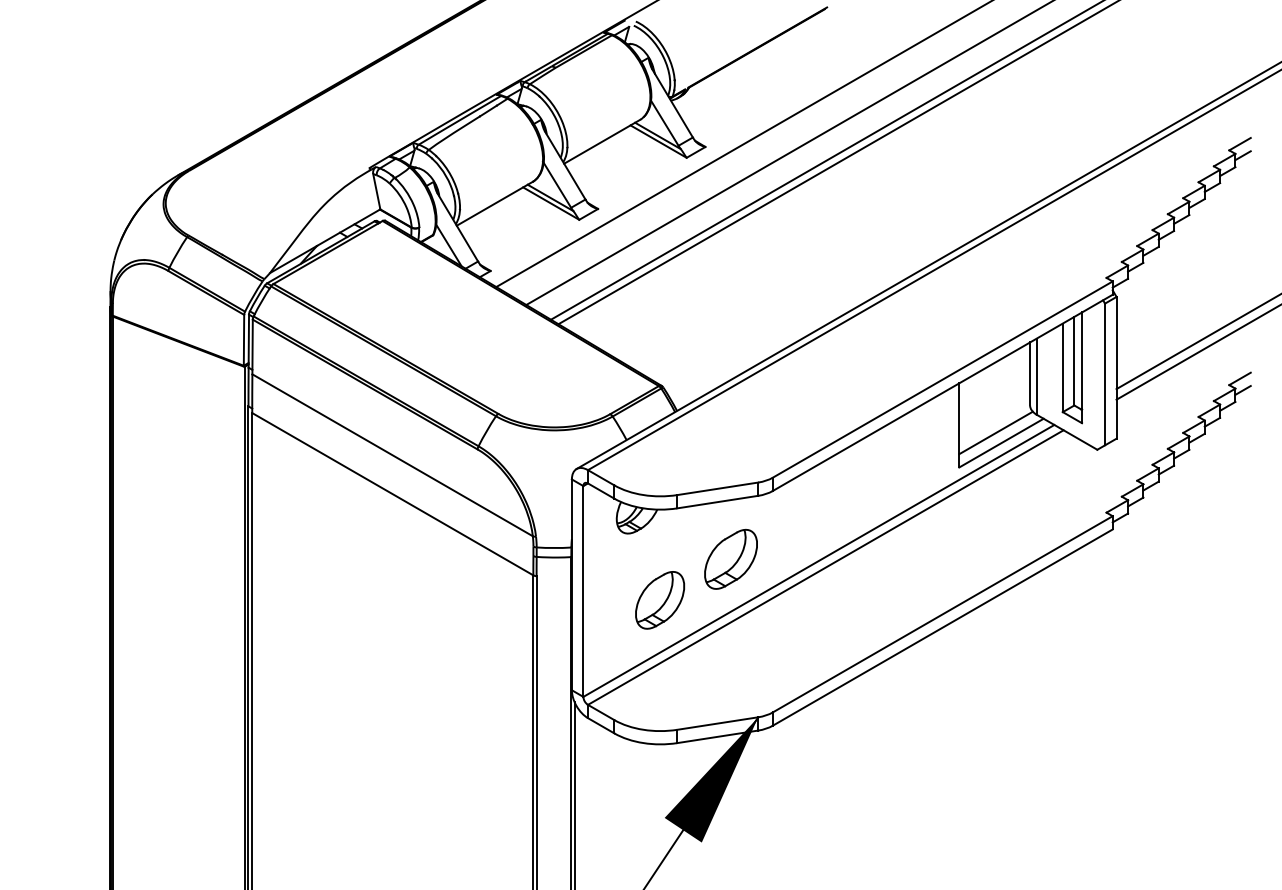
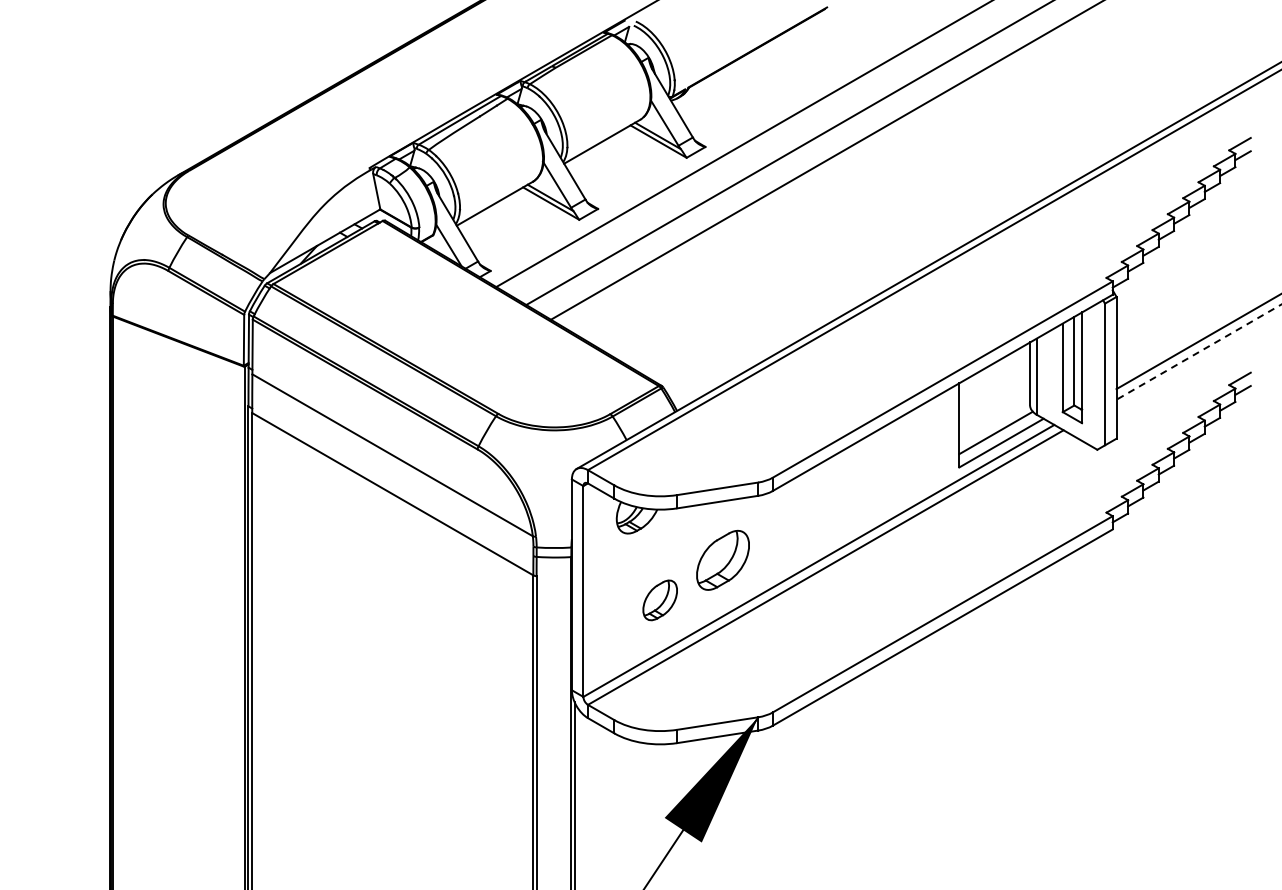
line: present -> none (837, 163)
line: solid -> dashed (1198, 352)
part position: (730, 558) -> (722, 559) (722, 559)
part size: 51x59 px -> 36x43 px (659, 600)
